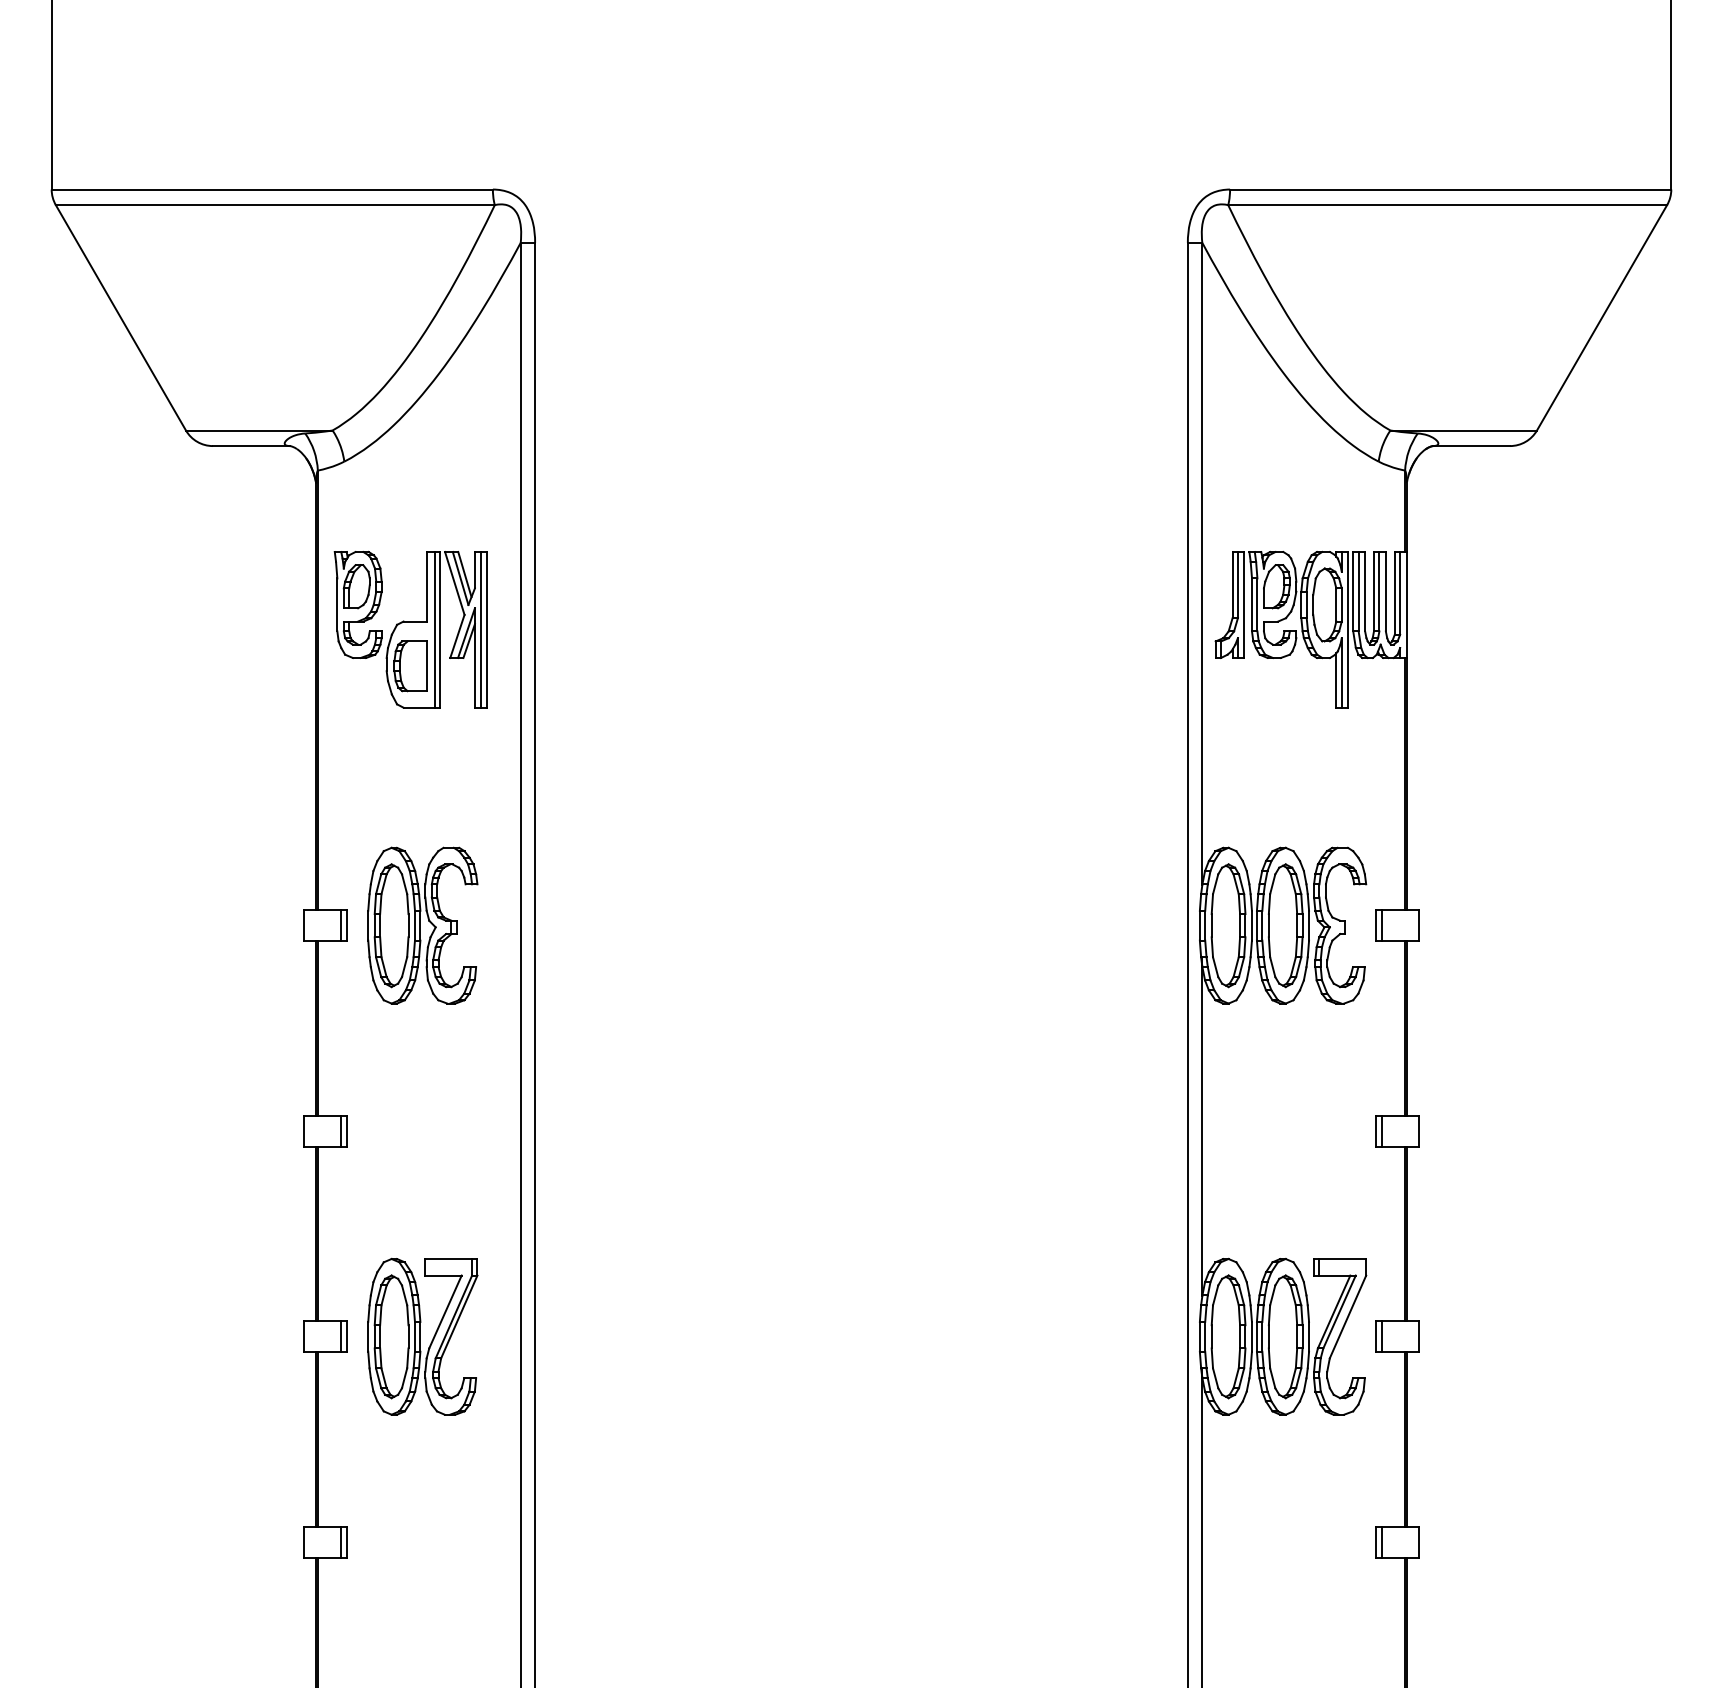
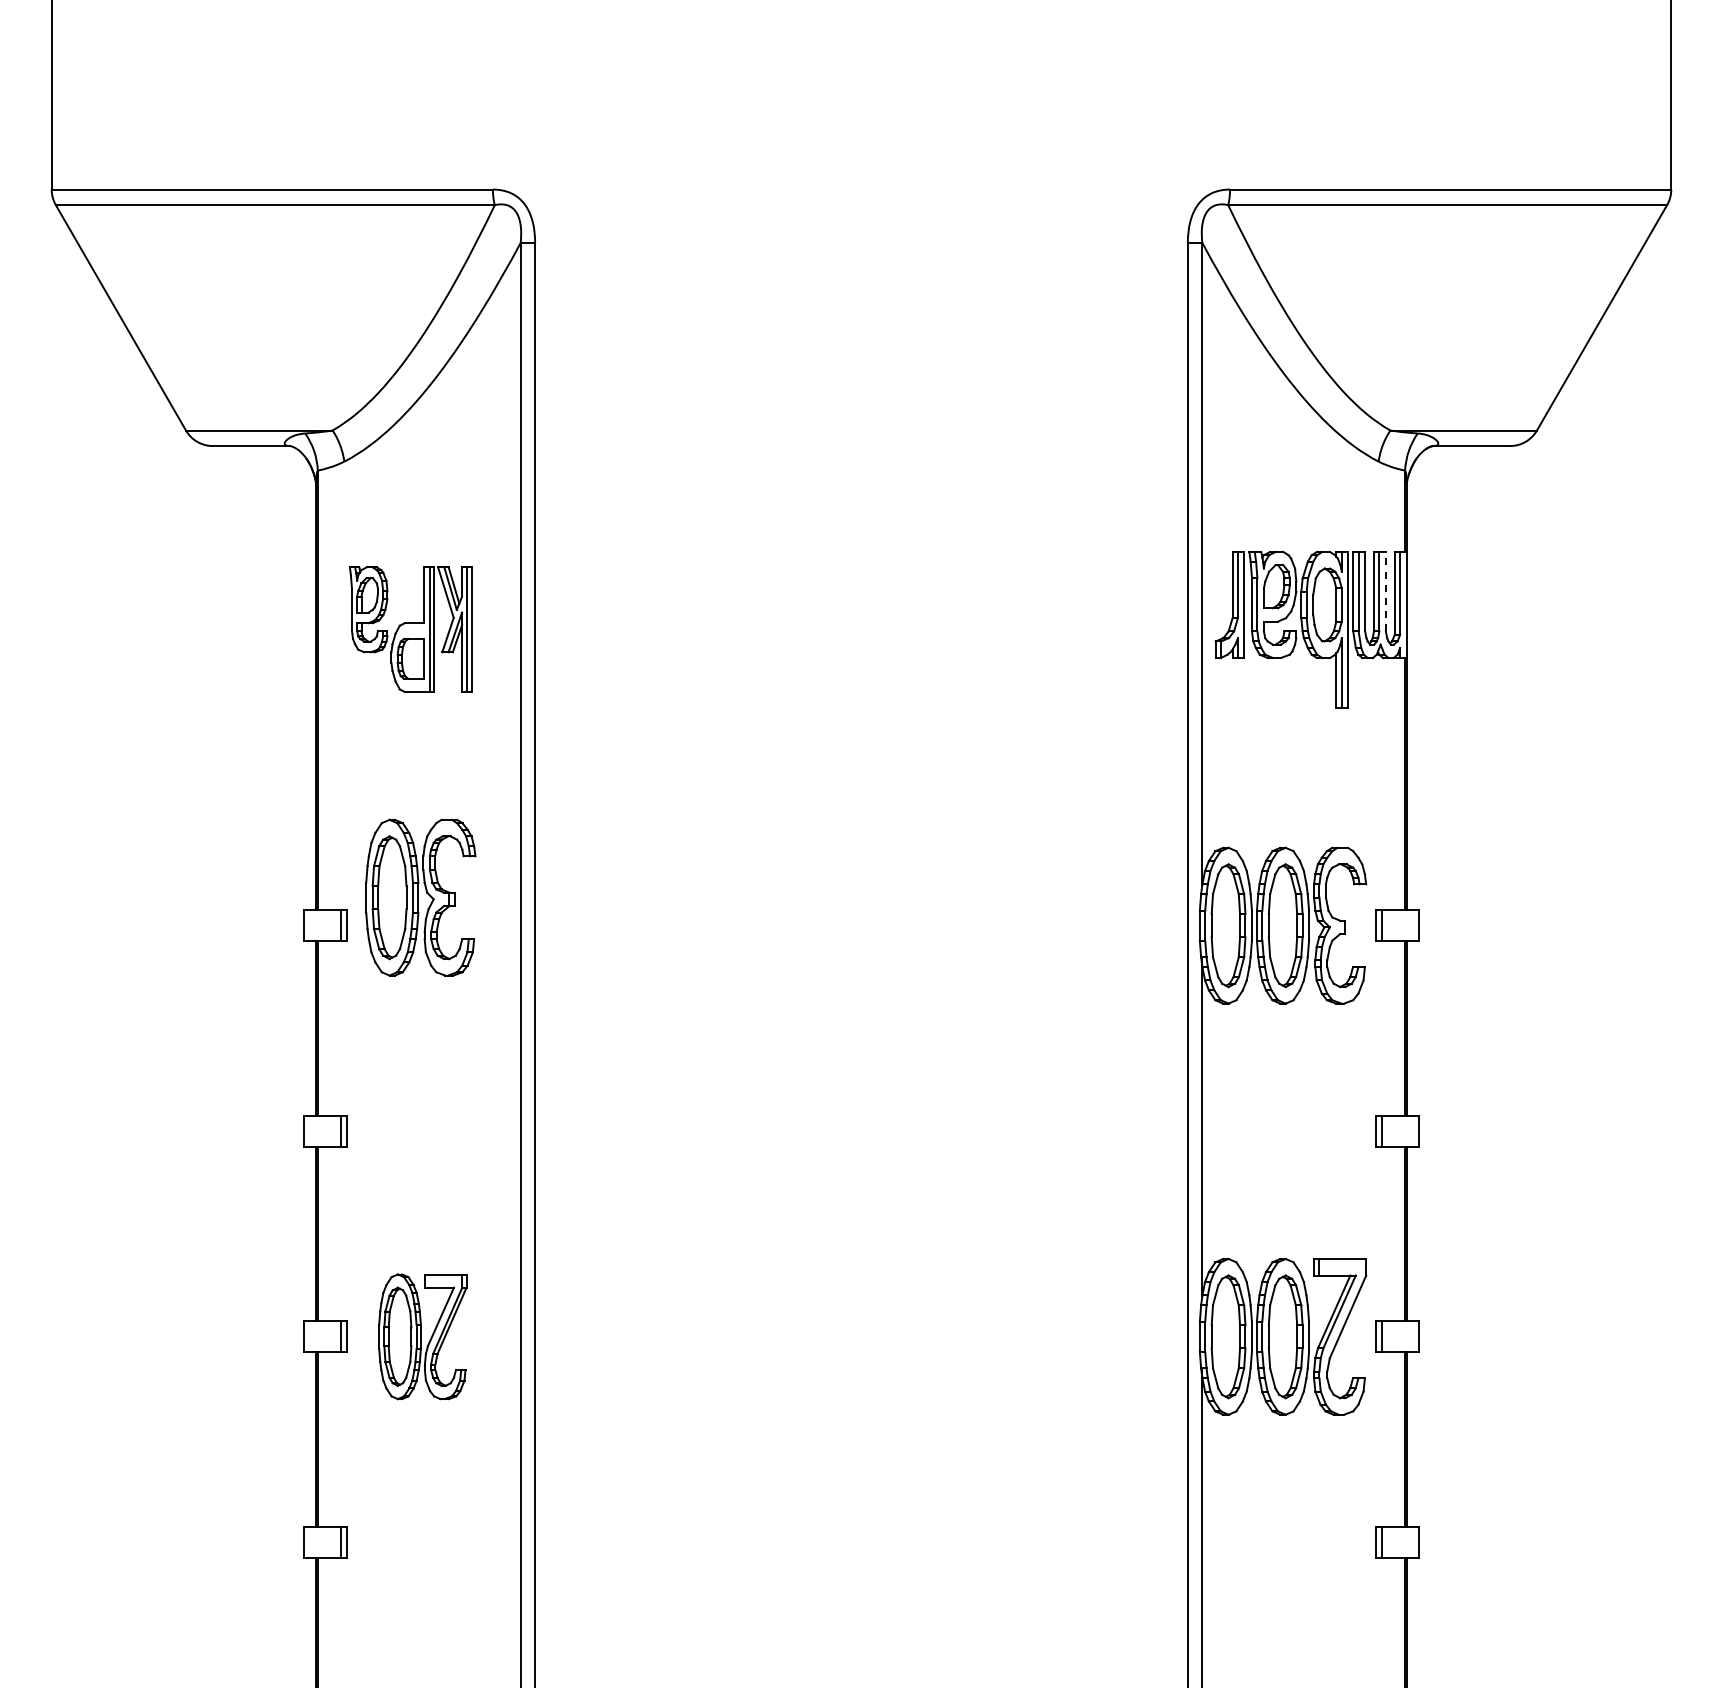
line: solid -> dashed (1385, 591)
part size: 155x159 px -> 124x128 px (410, 629)
part position: (422, 925) -> (420, 897) (420, 897)
part size: 112x159 px -> 90x128 px (422, 1336)
